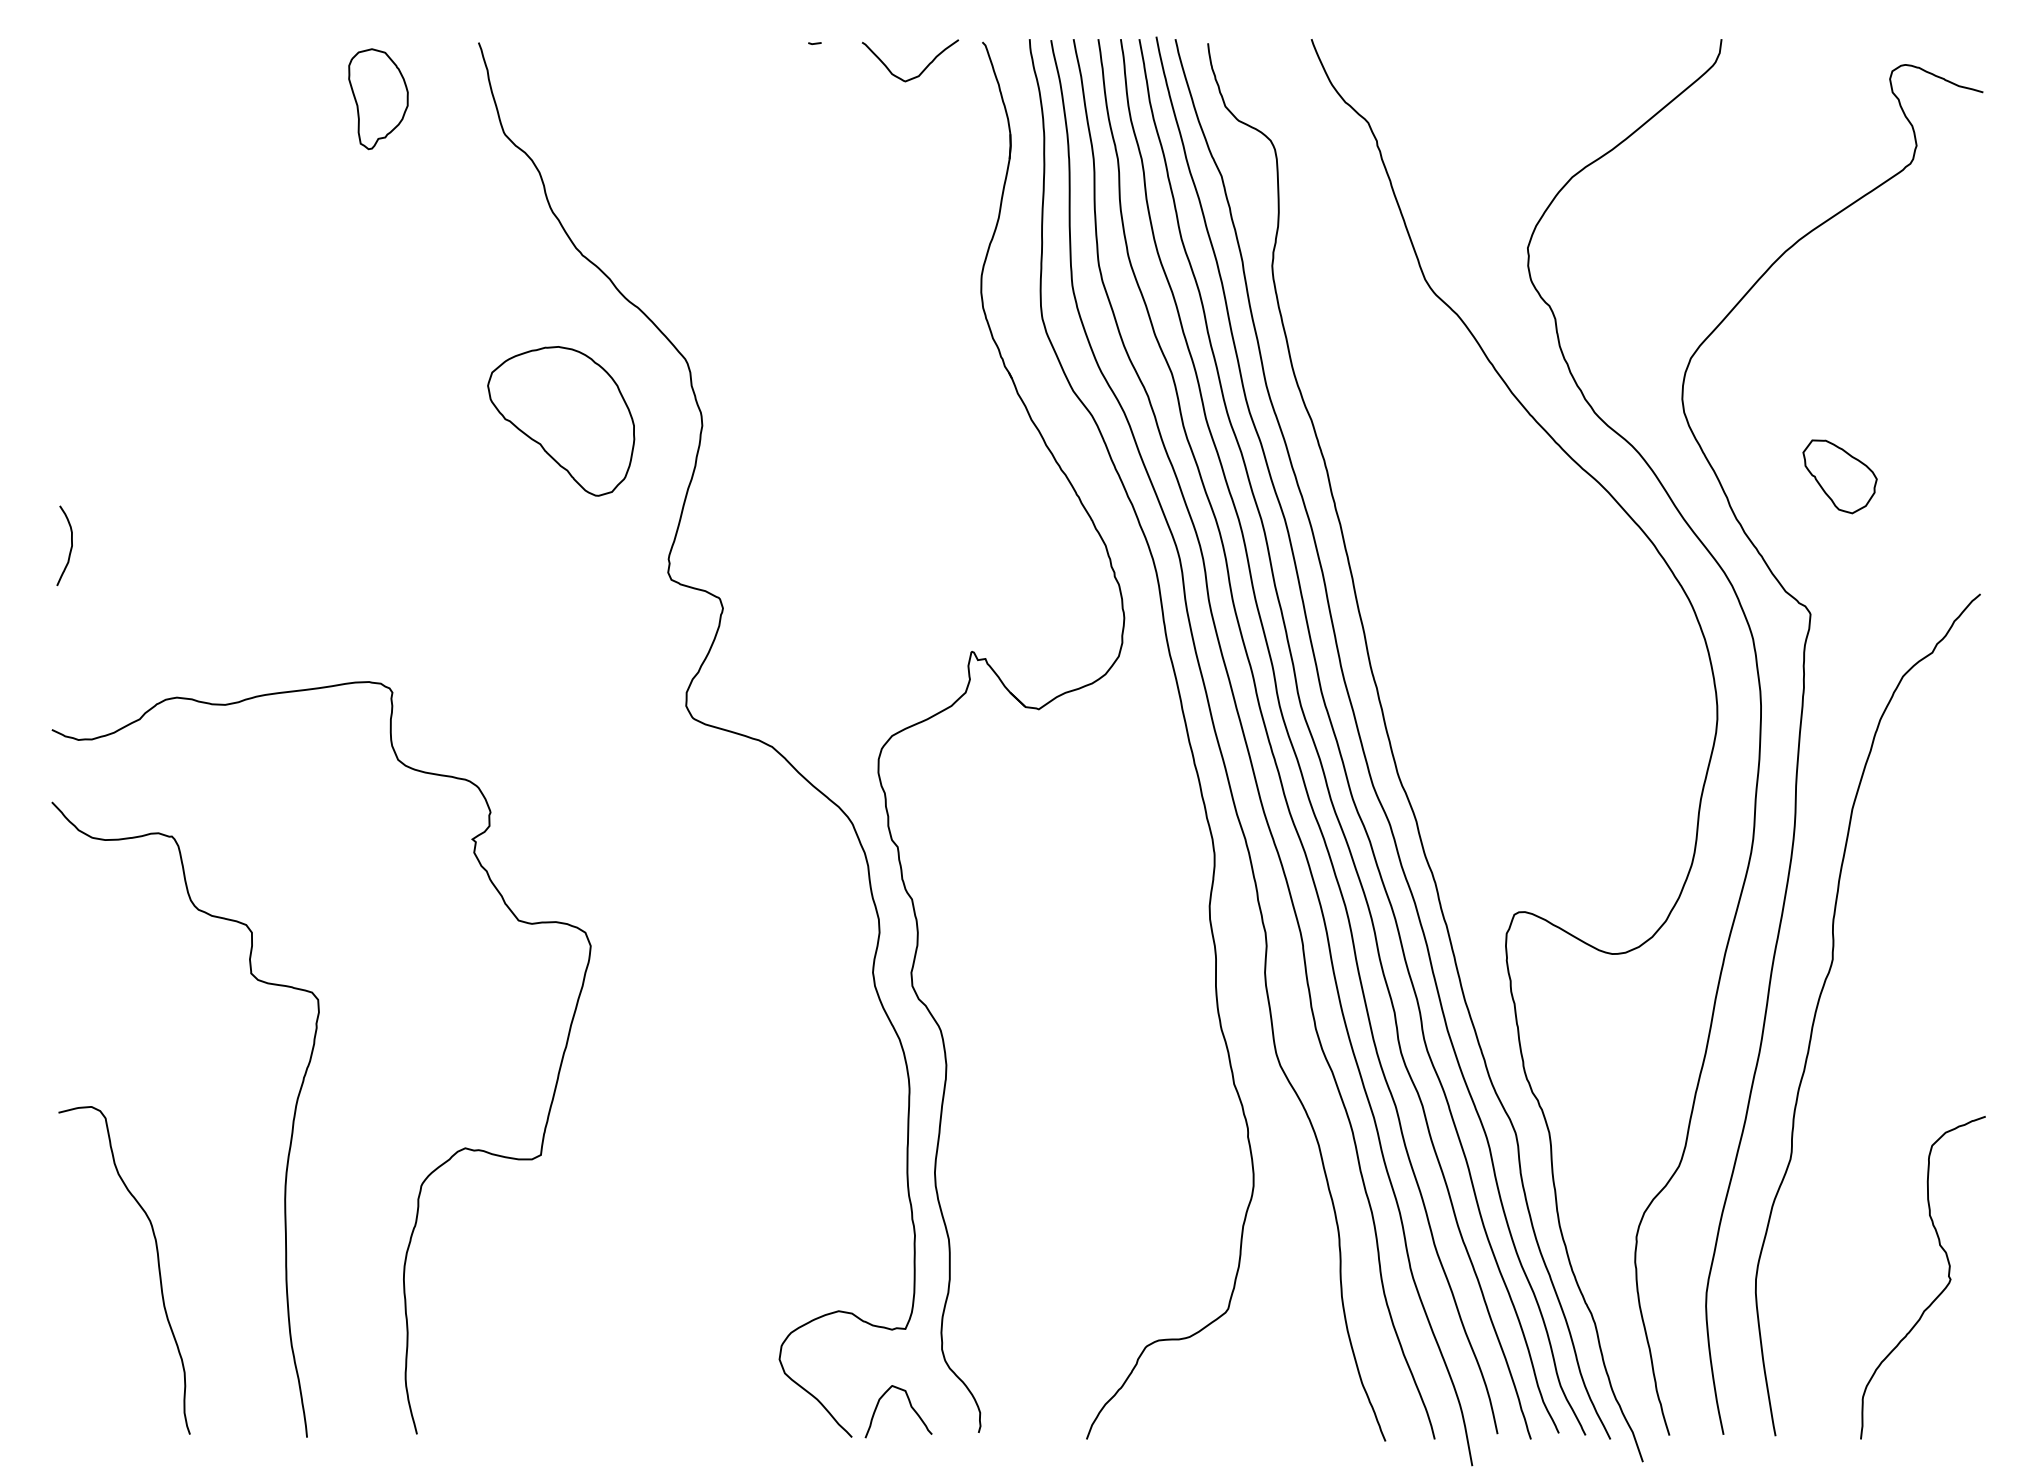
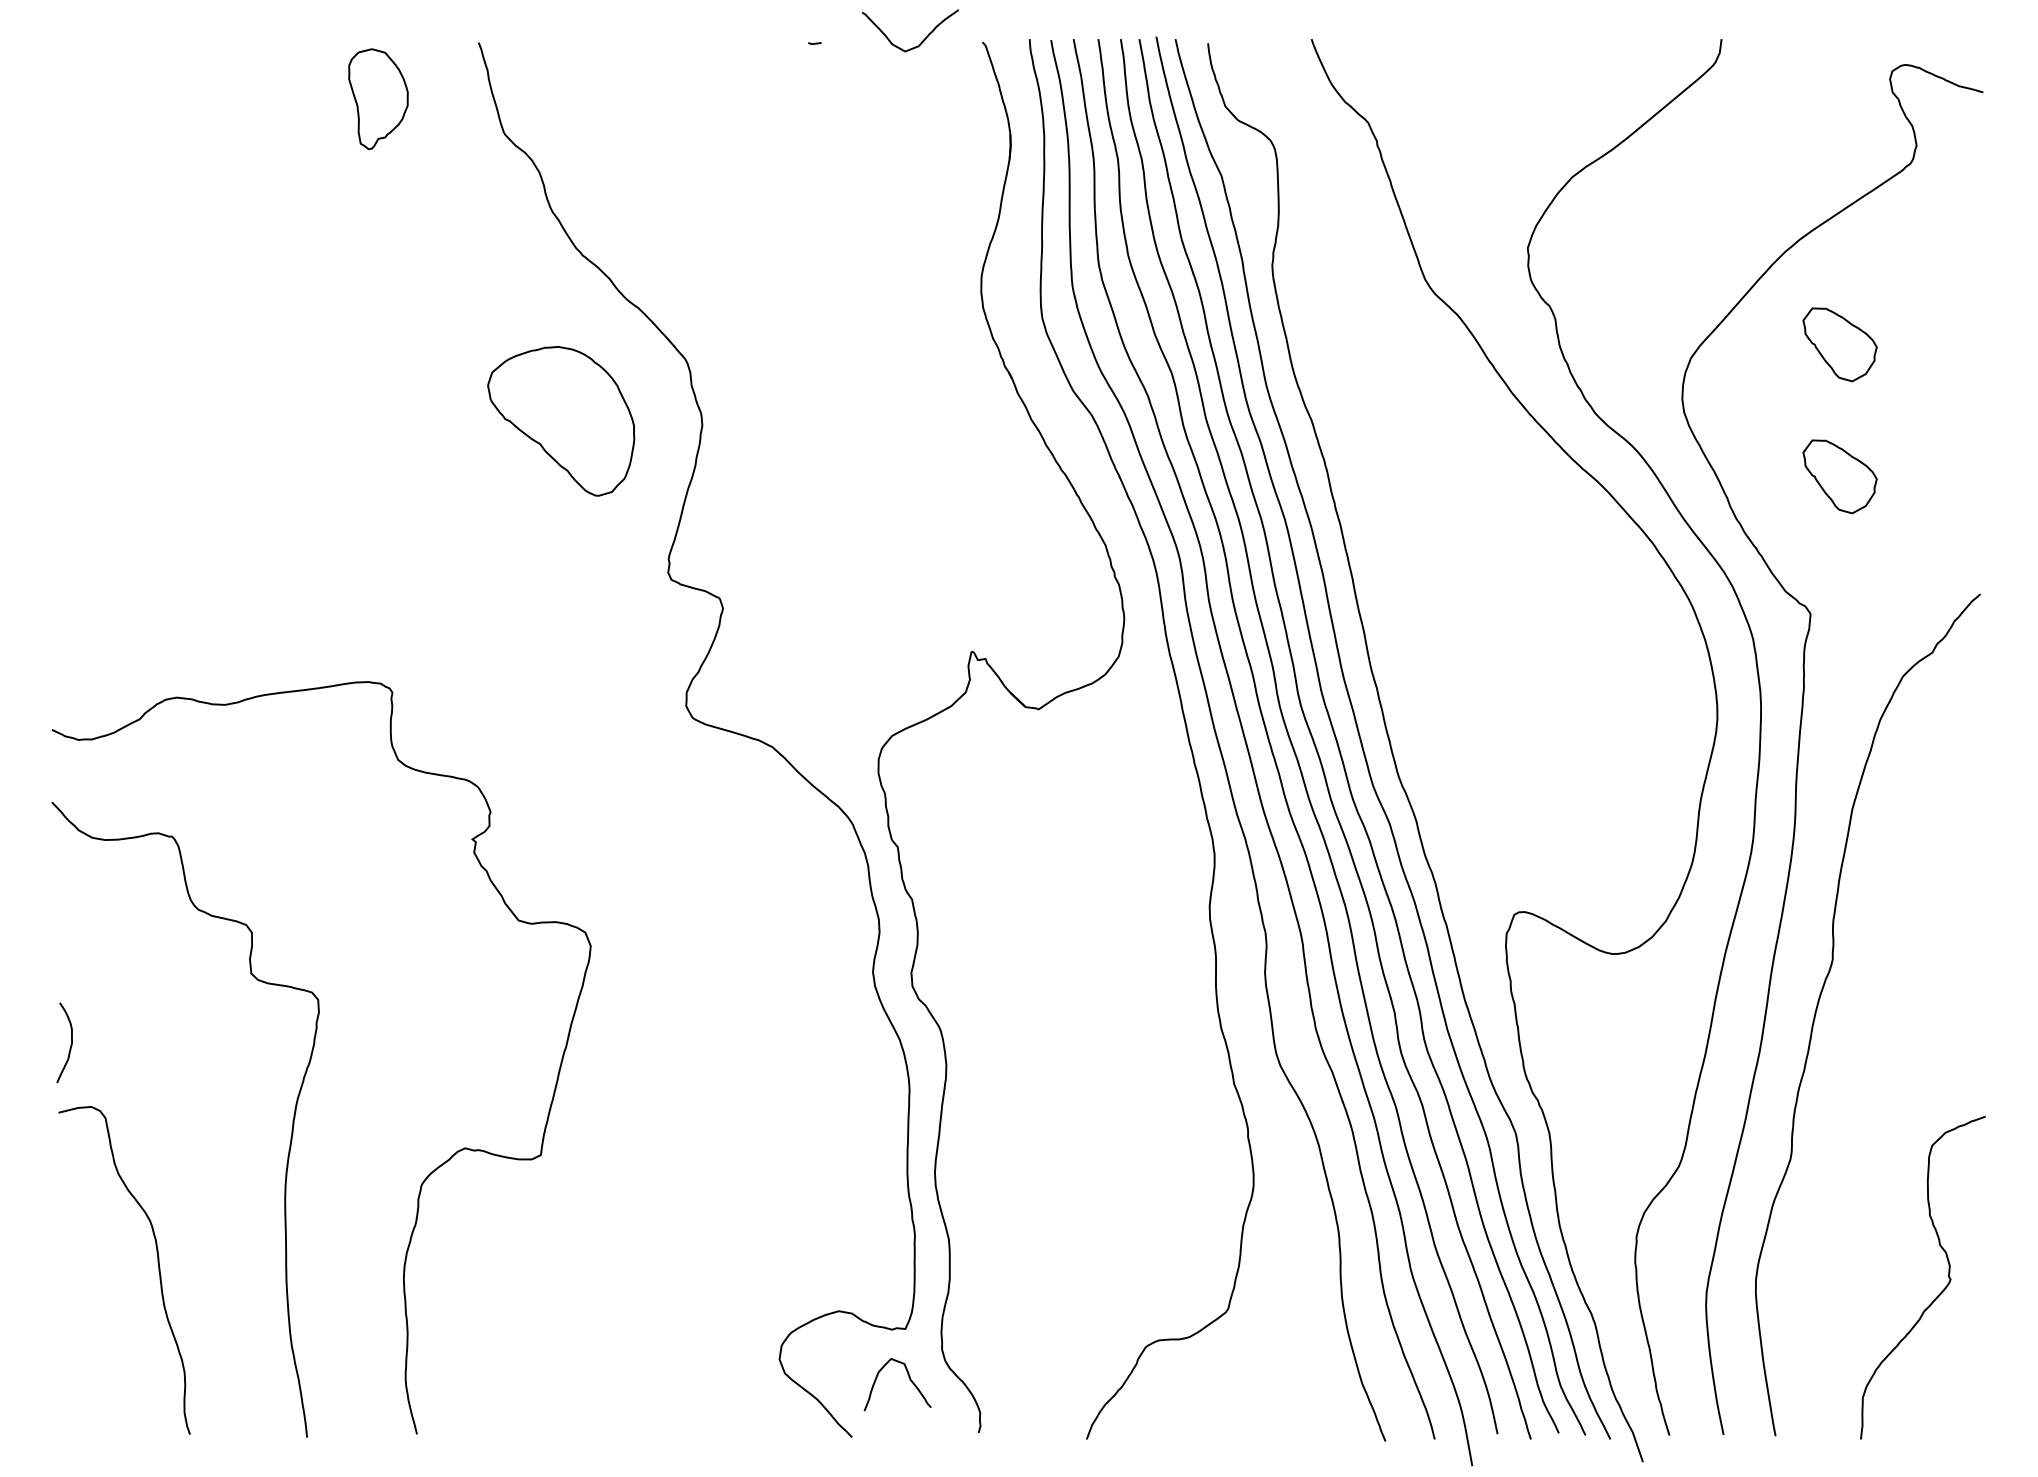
curve position: (921, 71) -> (921, 41) (921, 41)
part: none -> present (1839, 344)
curve position: (70, 547) -> (70, 1044) (70, 1044)
curve position: (910, 1407) -> (909, 1380) (909, 1380)
